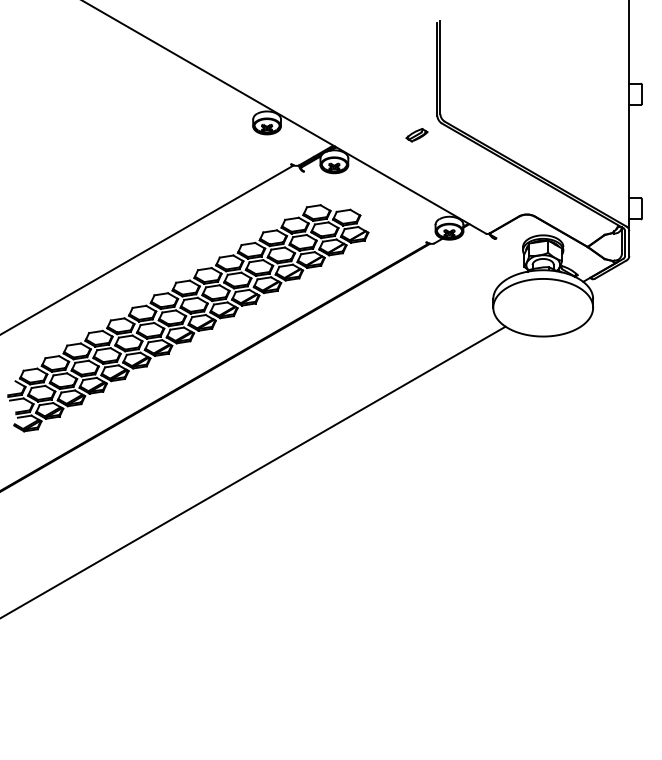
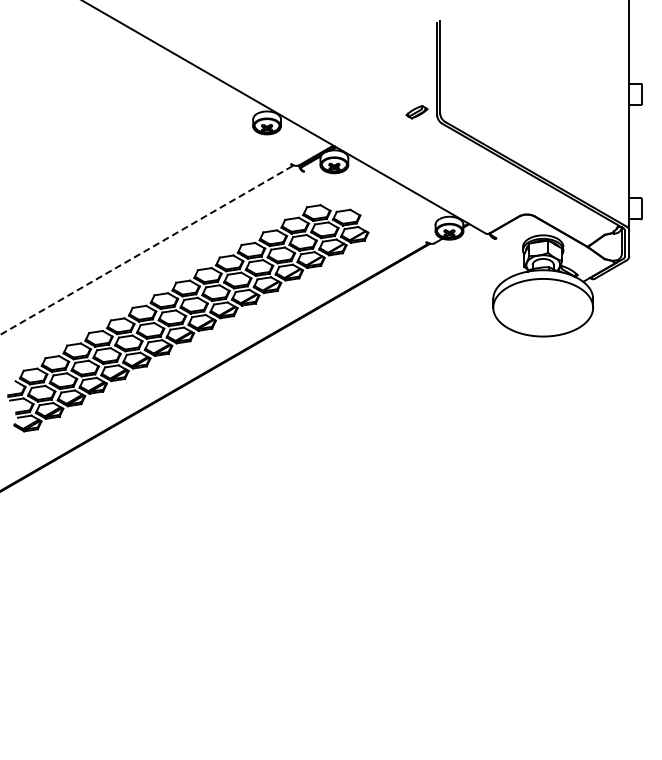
part position: (416, 135) -> (416, 112) (416, 112)
line: solid -> dashed (147, 249)
line: present -> none (253, 471)
